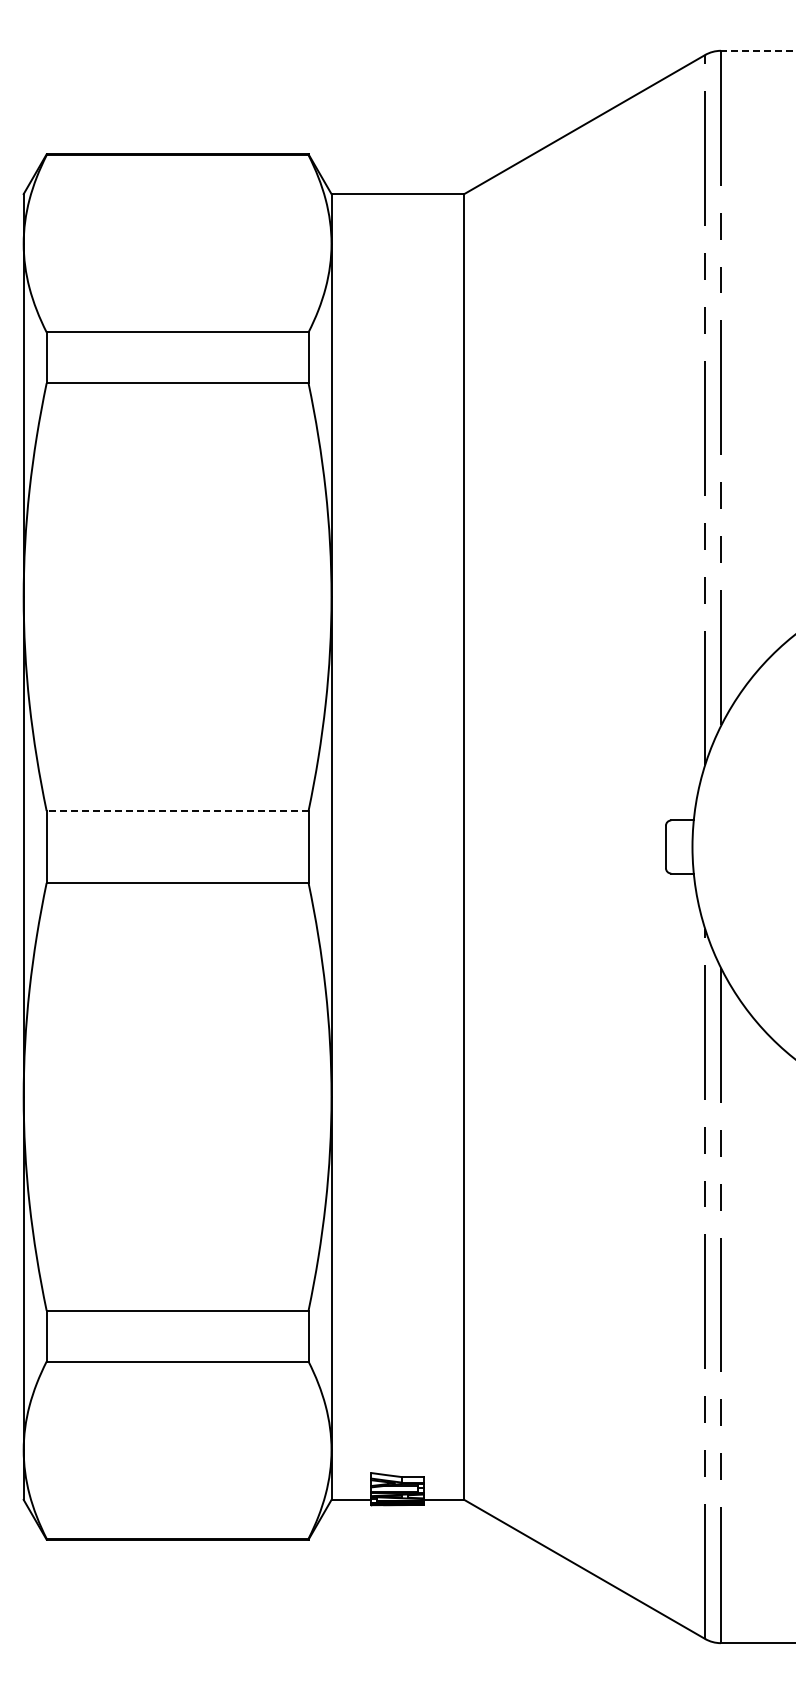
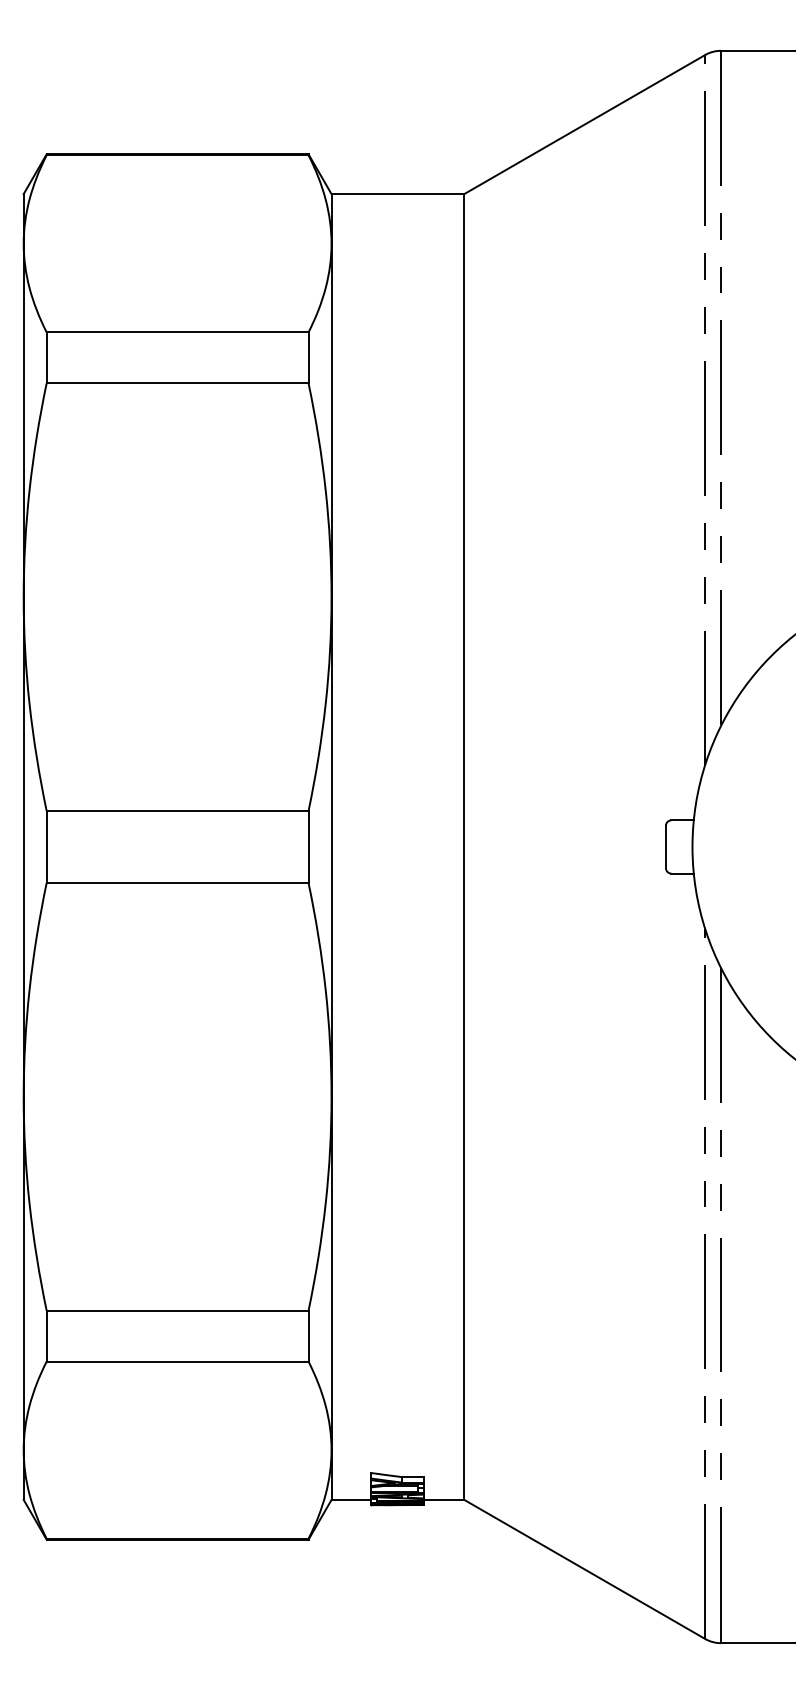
line: dashed -> solid (757, 50)
line: dashed -> solid (177, 810)
